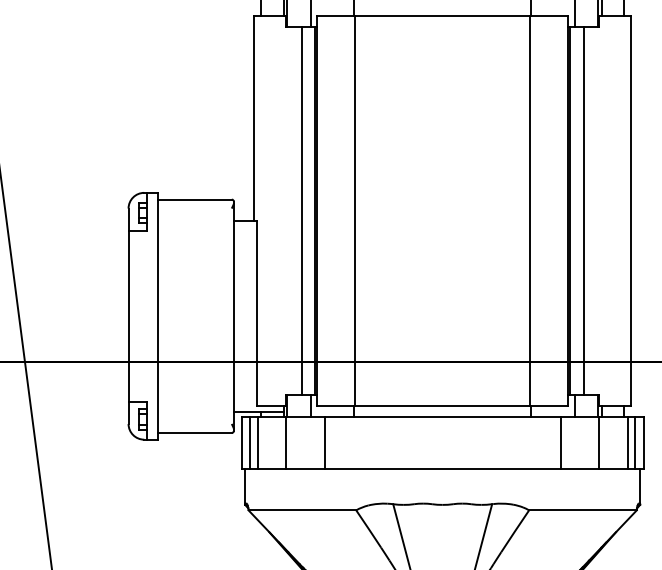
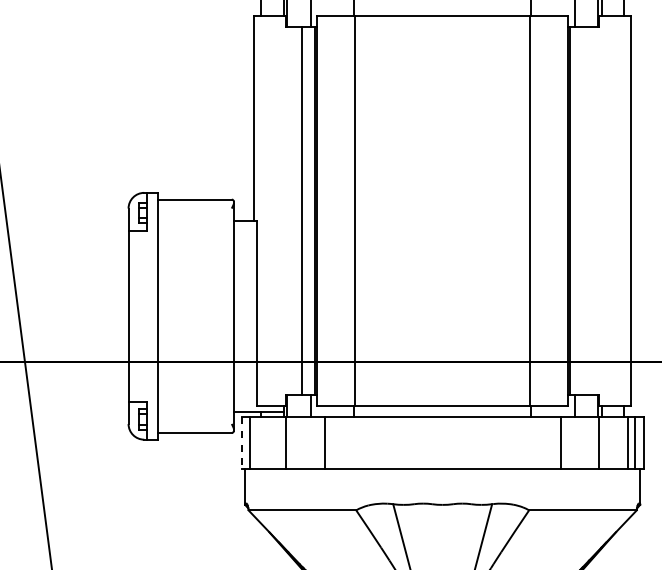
line: present -> none (583, 210)
line: solid -> dashed (241, 442)
line: present -> none (257, 442)
